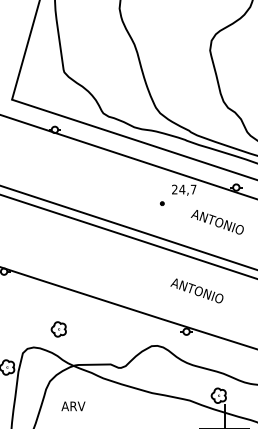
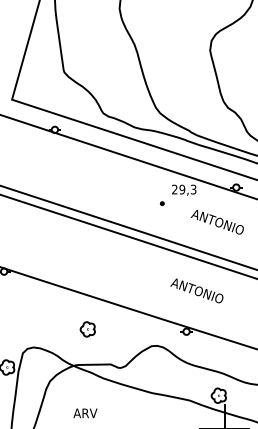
text: 24,7 -> 29,3 (187, 189)
part position: (58, 329) -> (87, 329) (87, 329)
text position: (73, 406) -> (85, 413) (85, 413)
